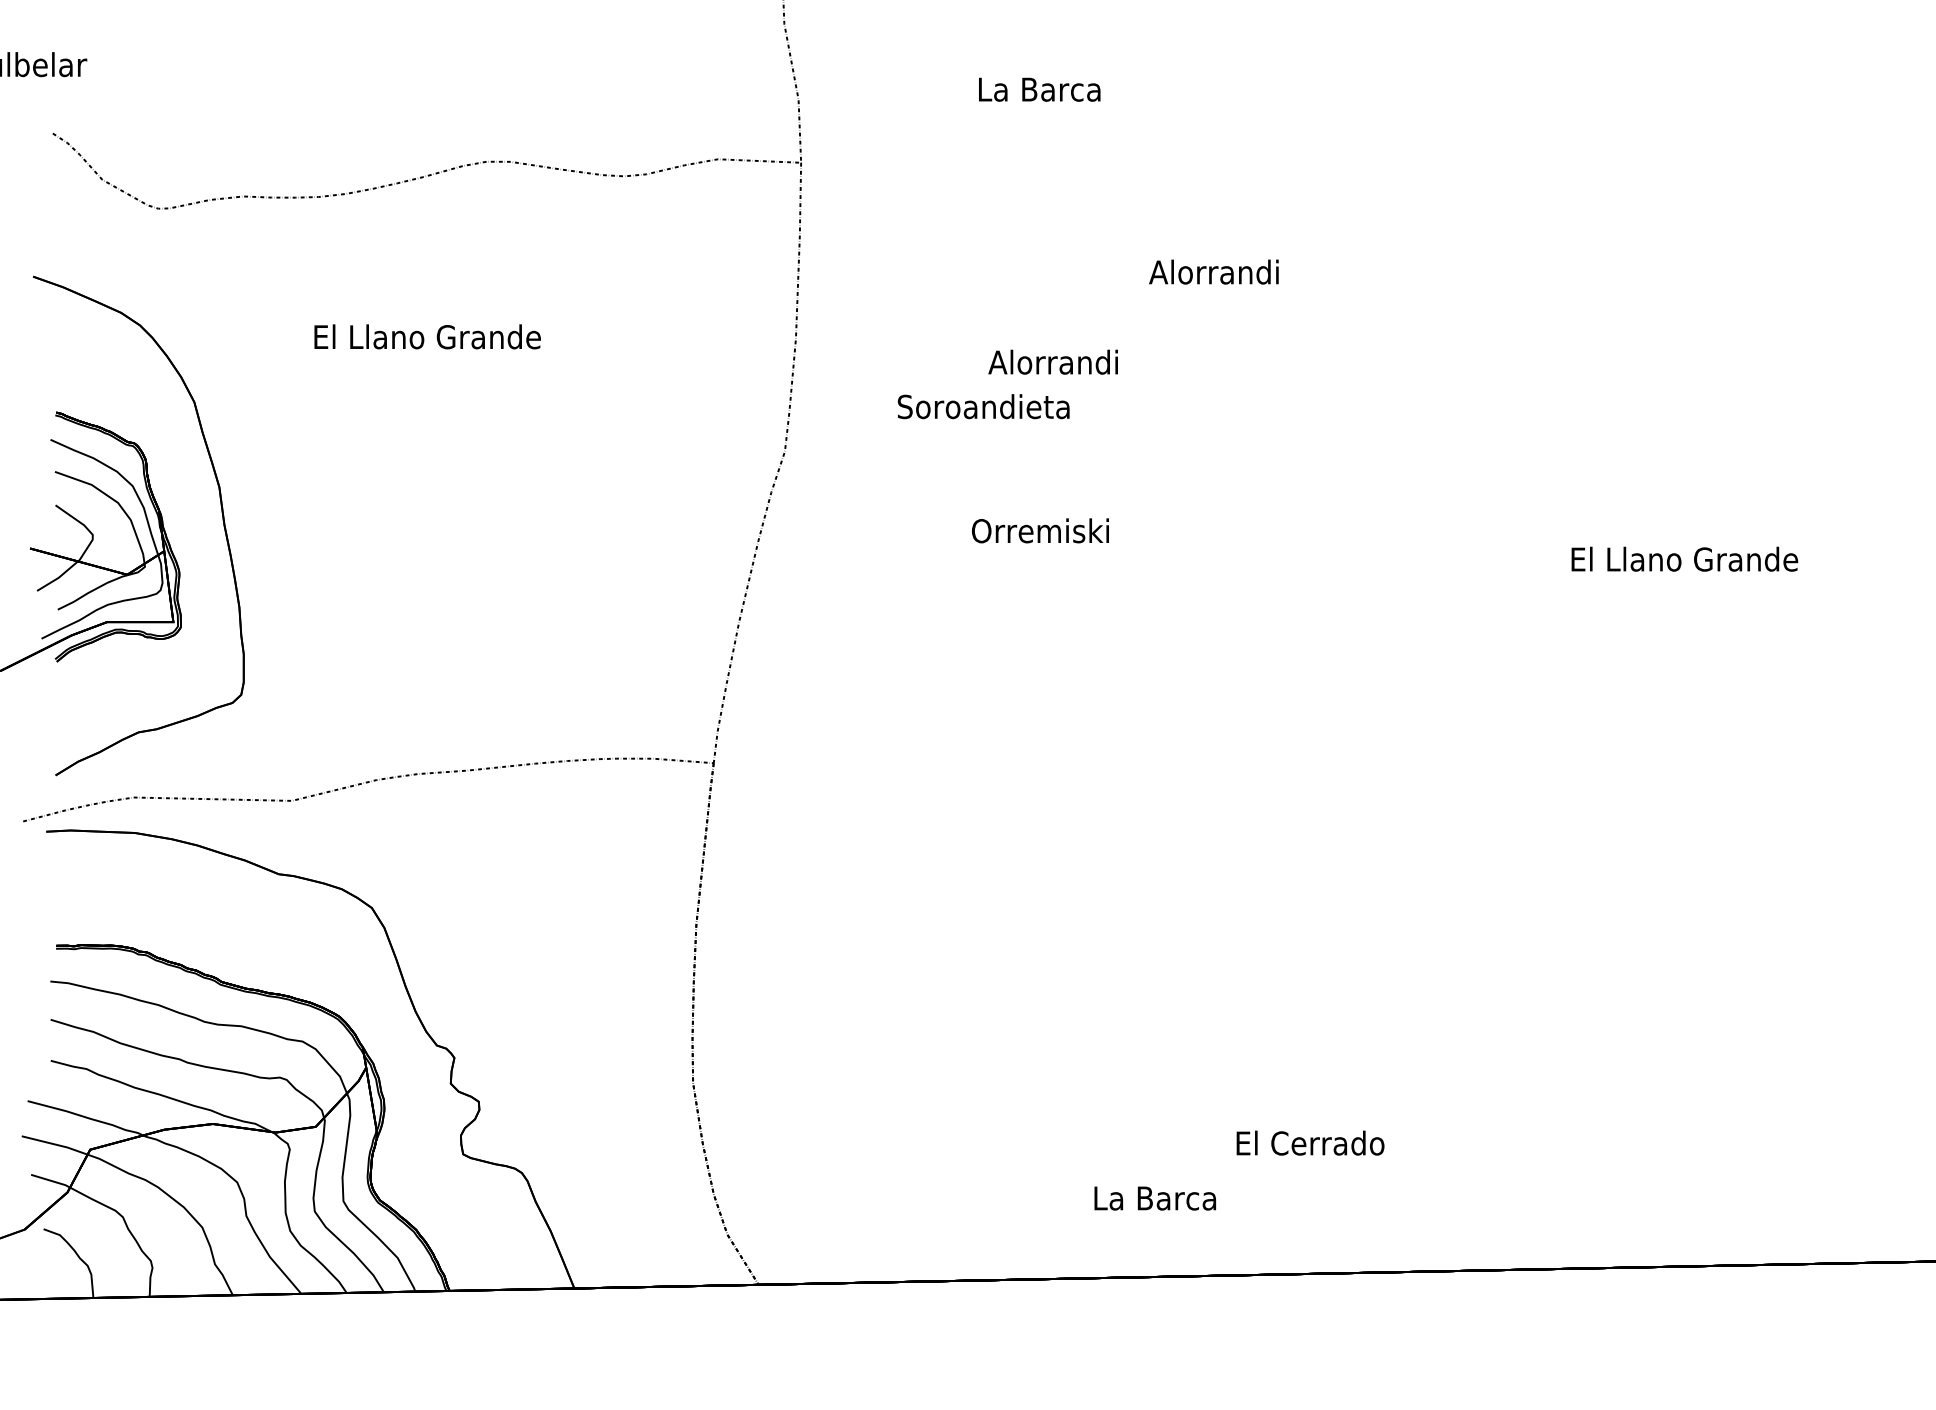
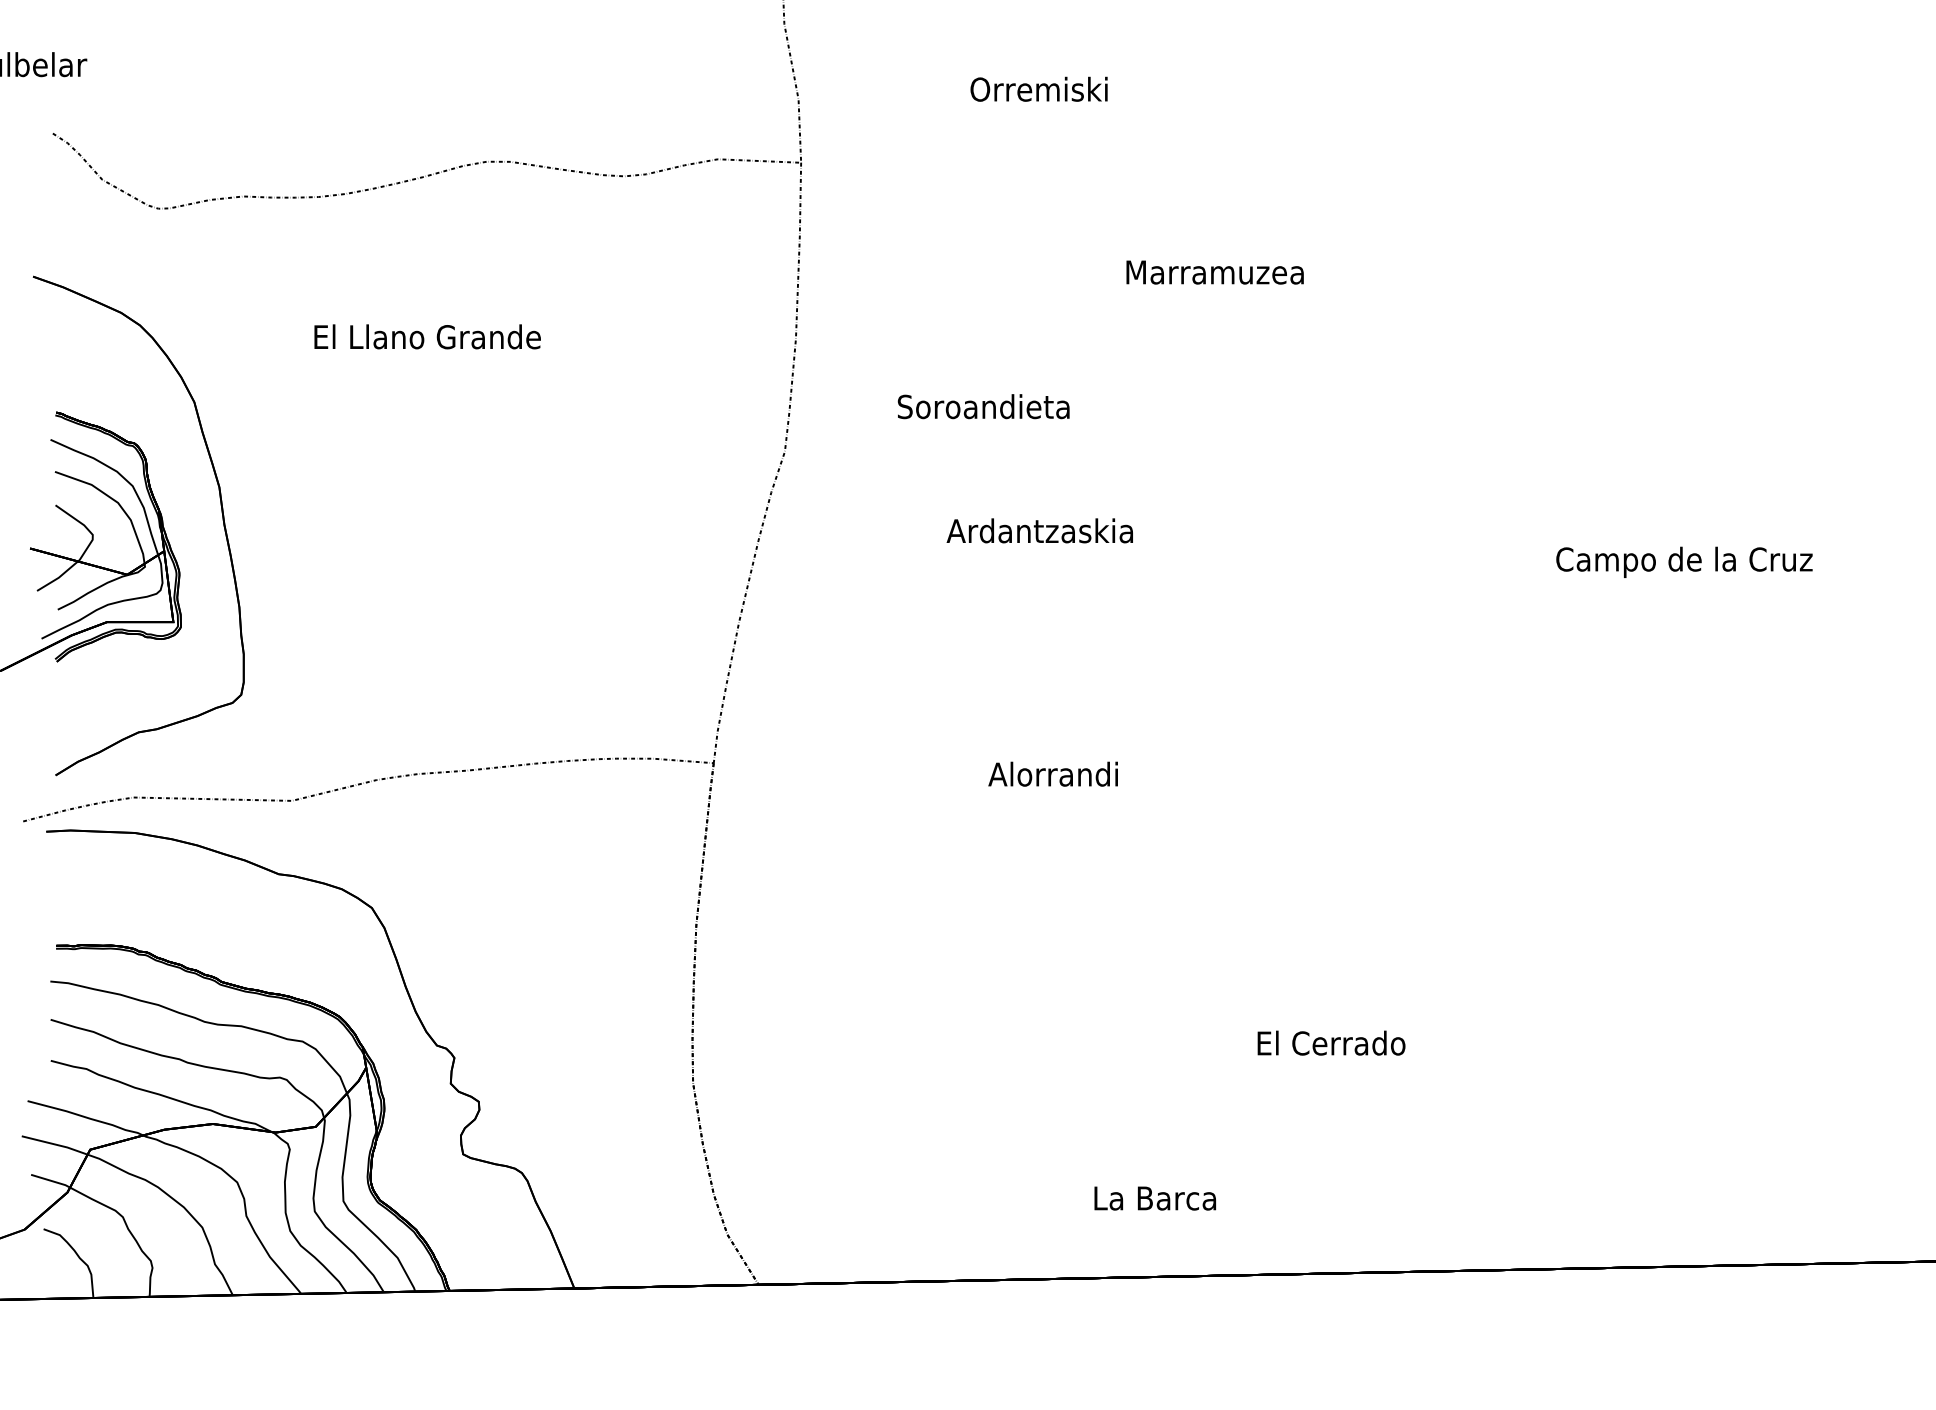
text: La Barca -> Orremiski (1038, 88)
text: Alorrandi -> Marramuzea (1214, 271)
text position: (1052, 361) -> (1052, 773) (1052, 773)
text: Orremiski -> Ardantzaskia (1039, 530)
text: El Llano Grande -> Campo de la Cruz (1684, 562)
text position: (1310, 1142) -> (1331, 1042) (1331, 1042)
